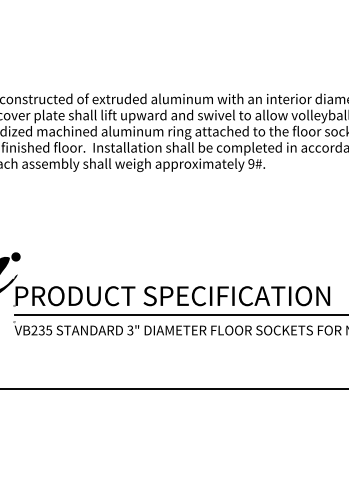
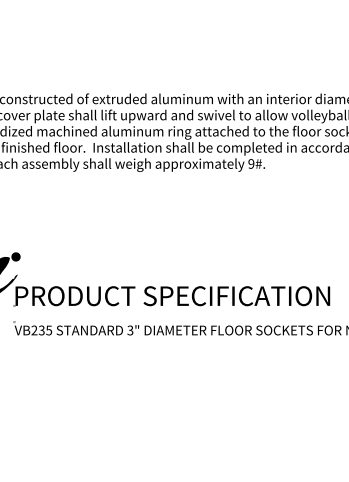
line: present -> none (179, 314)
line: present -> none (173, 388)
